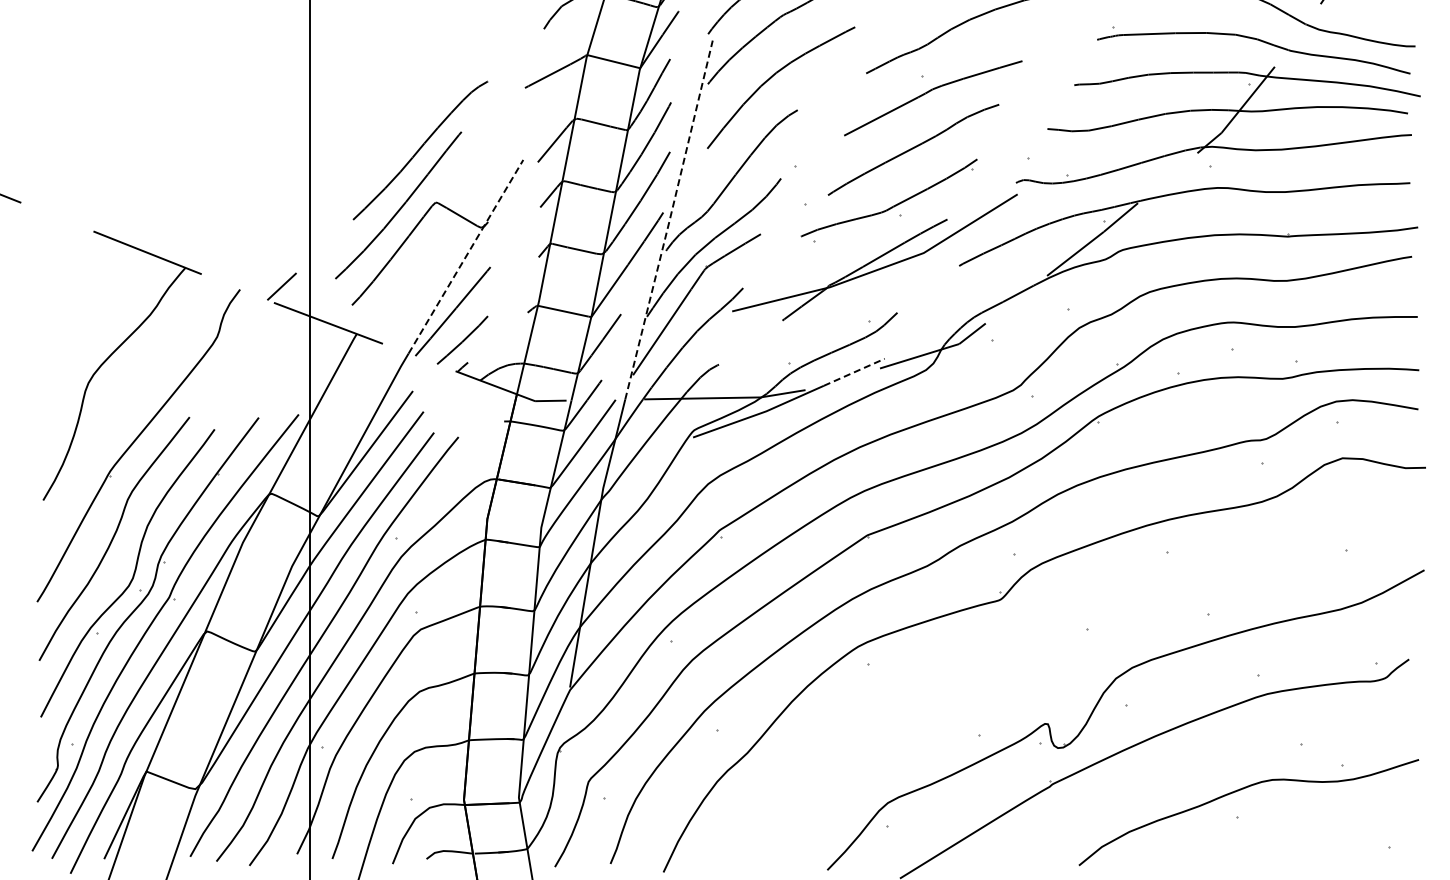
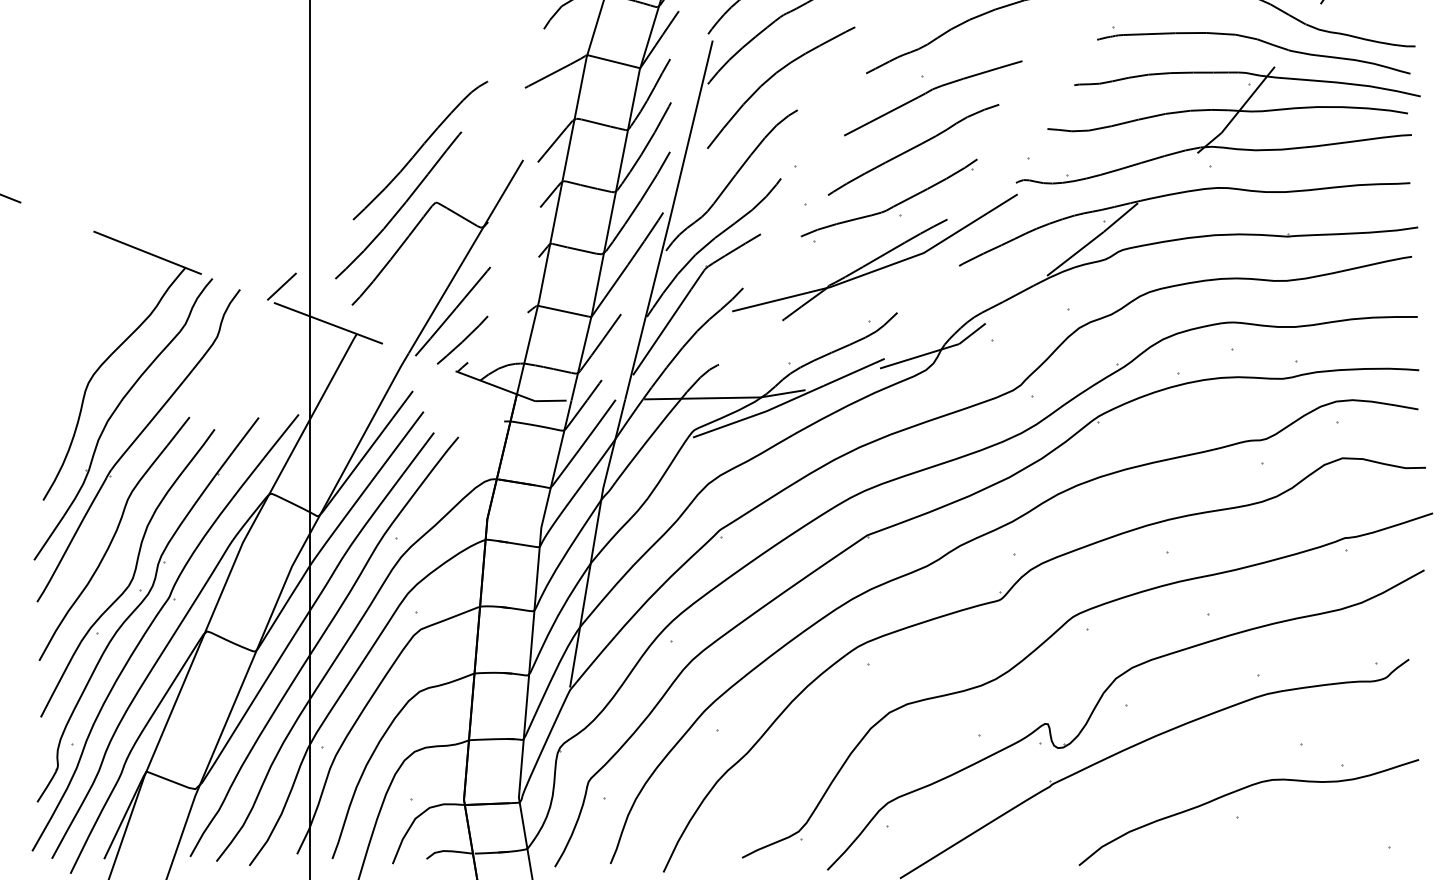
line: dashed -> solid (669, 220)
line: dashed -> solid (466, 256)
line: dashed -> solid (854, 372)
part: none -> present (114, 413)
part: none -> present (1050, 638)
